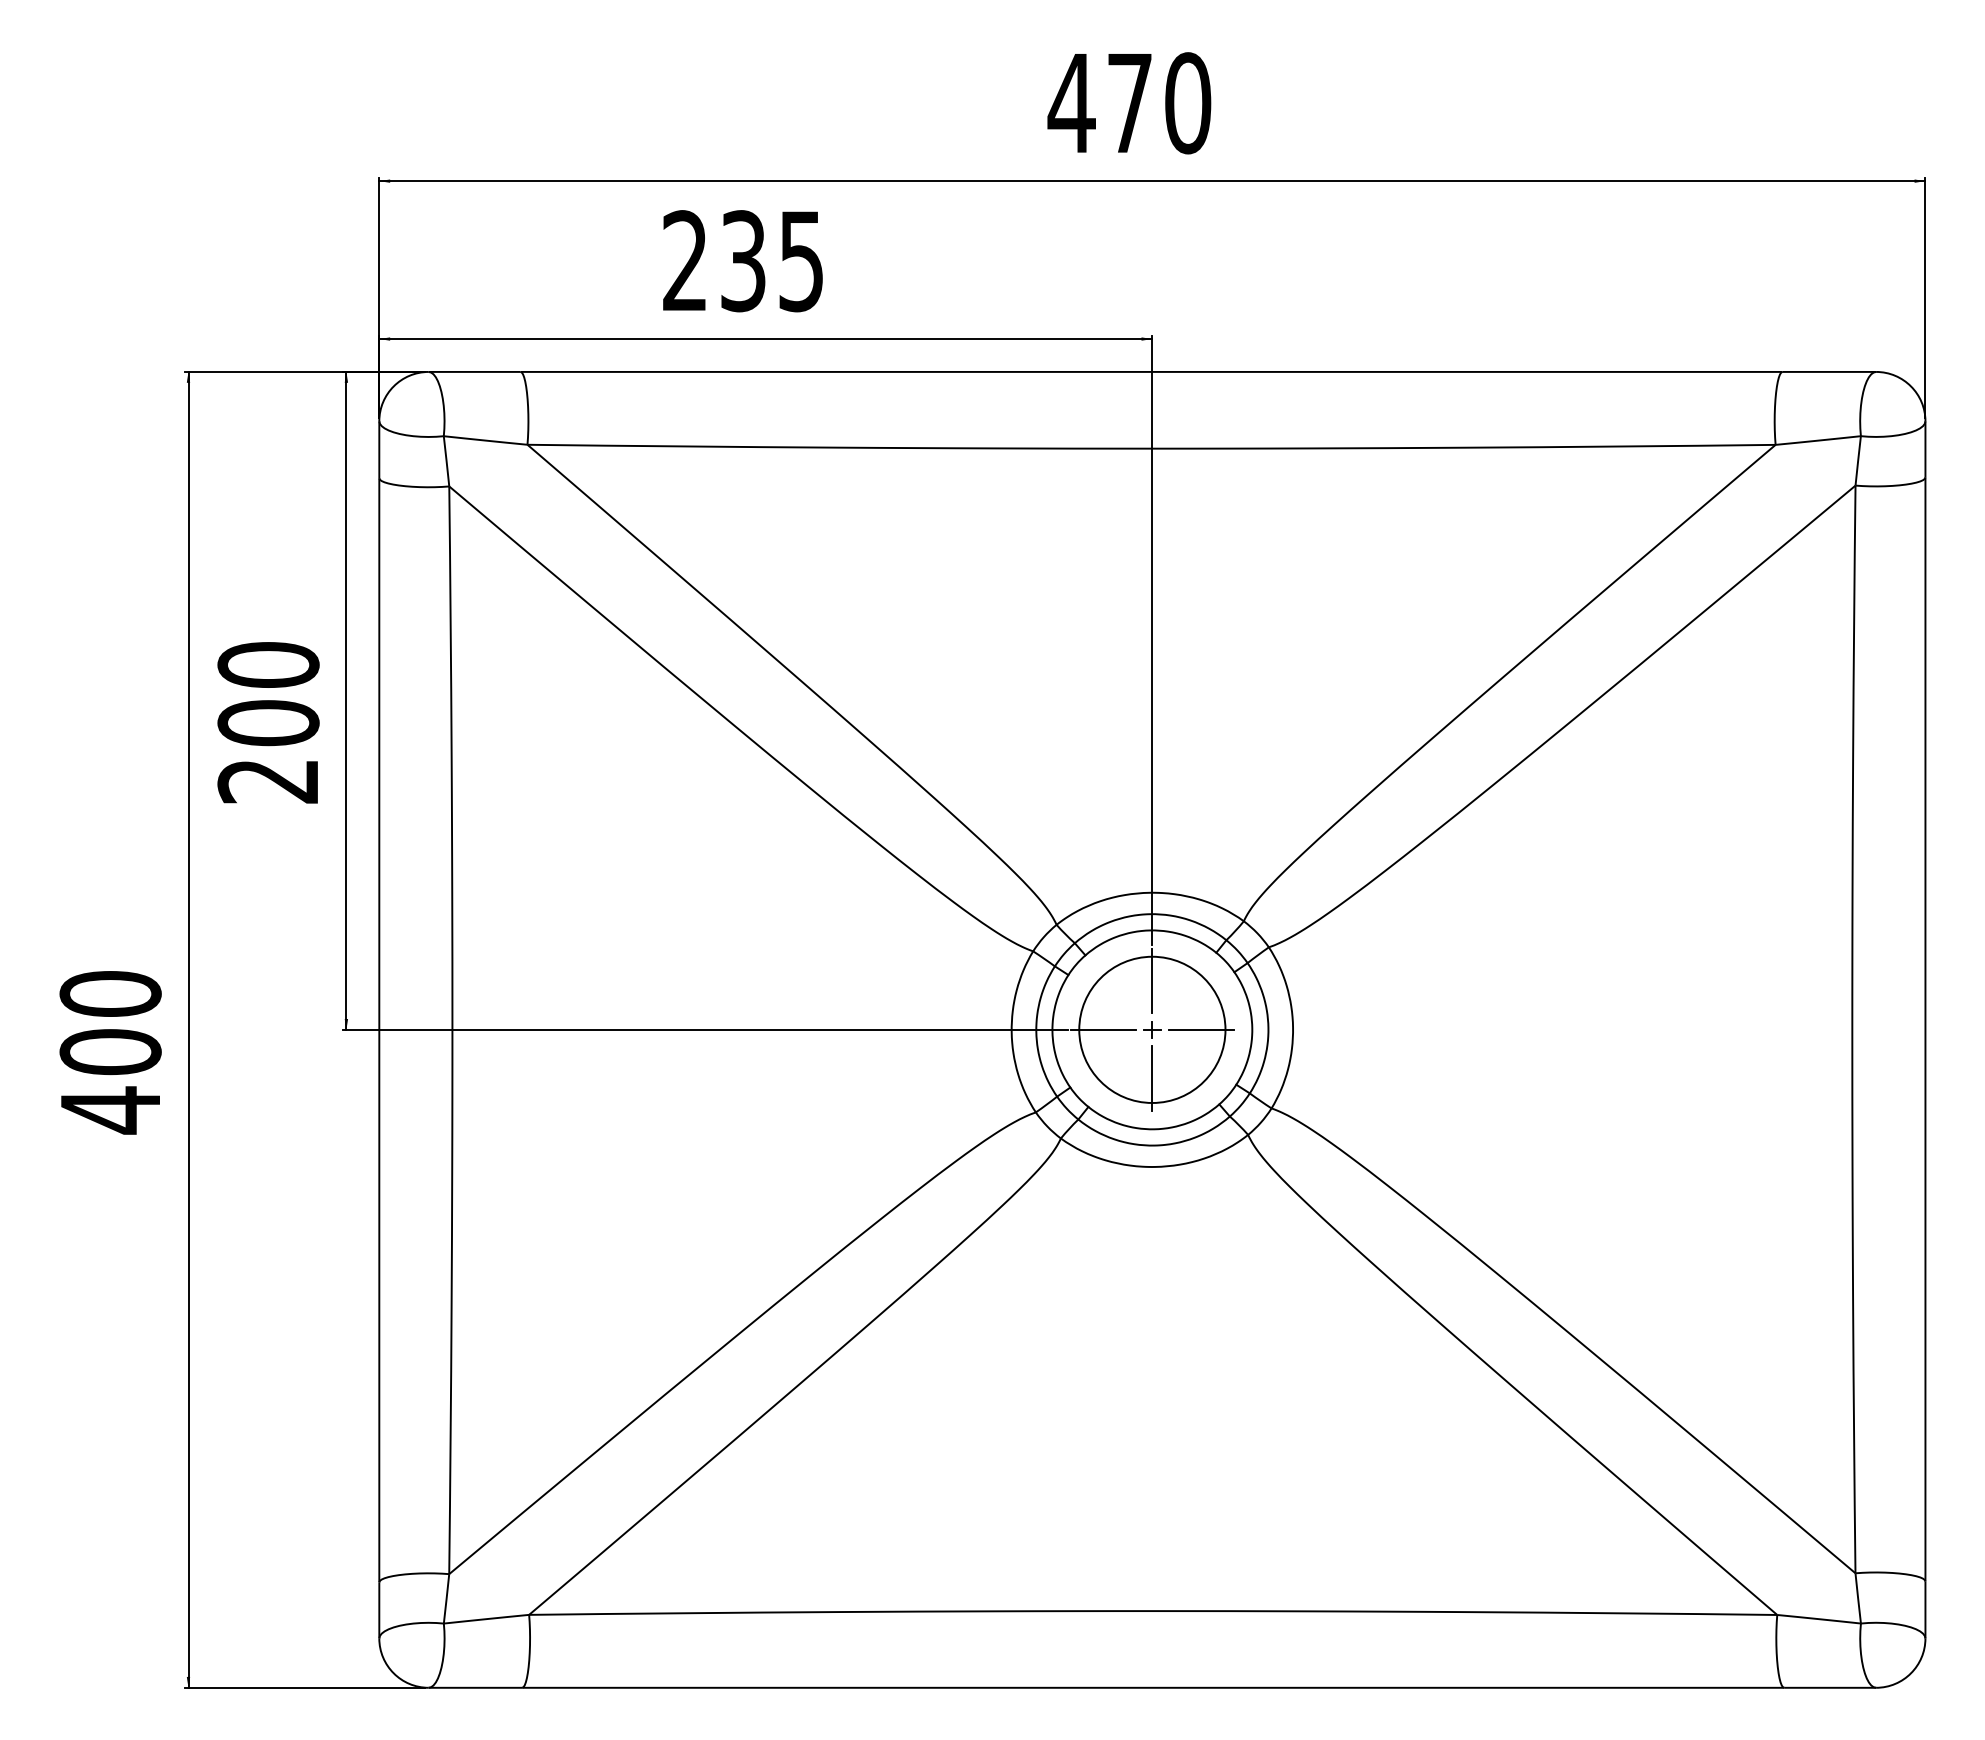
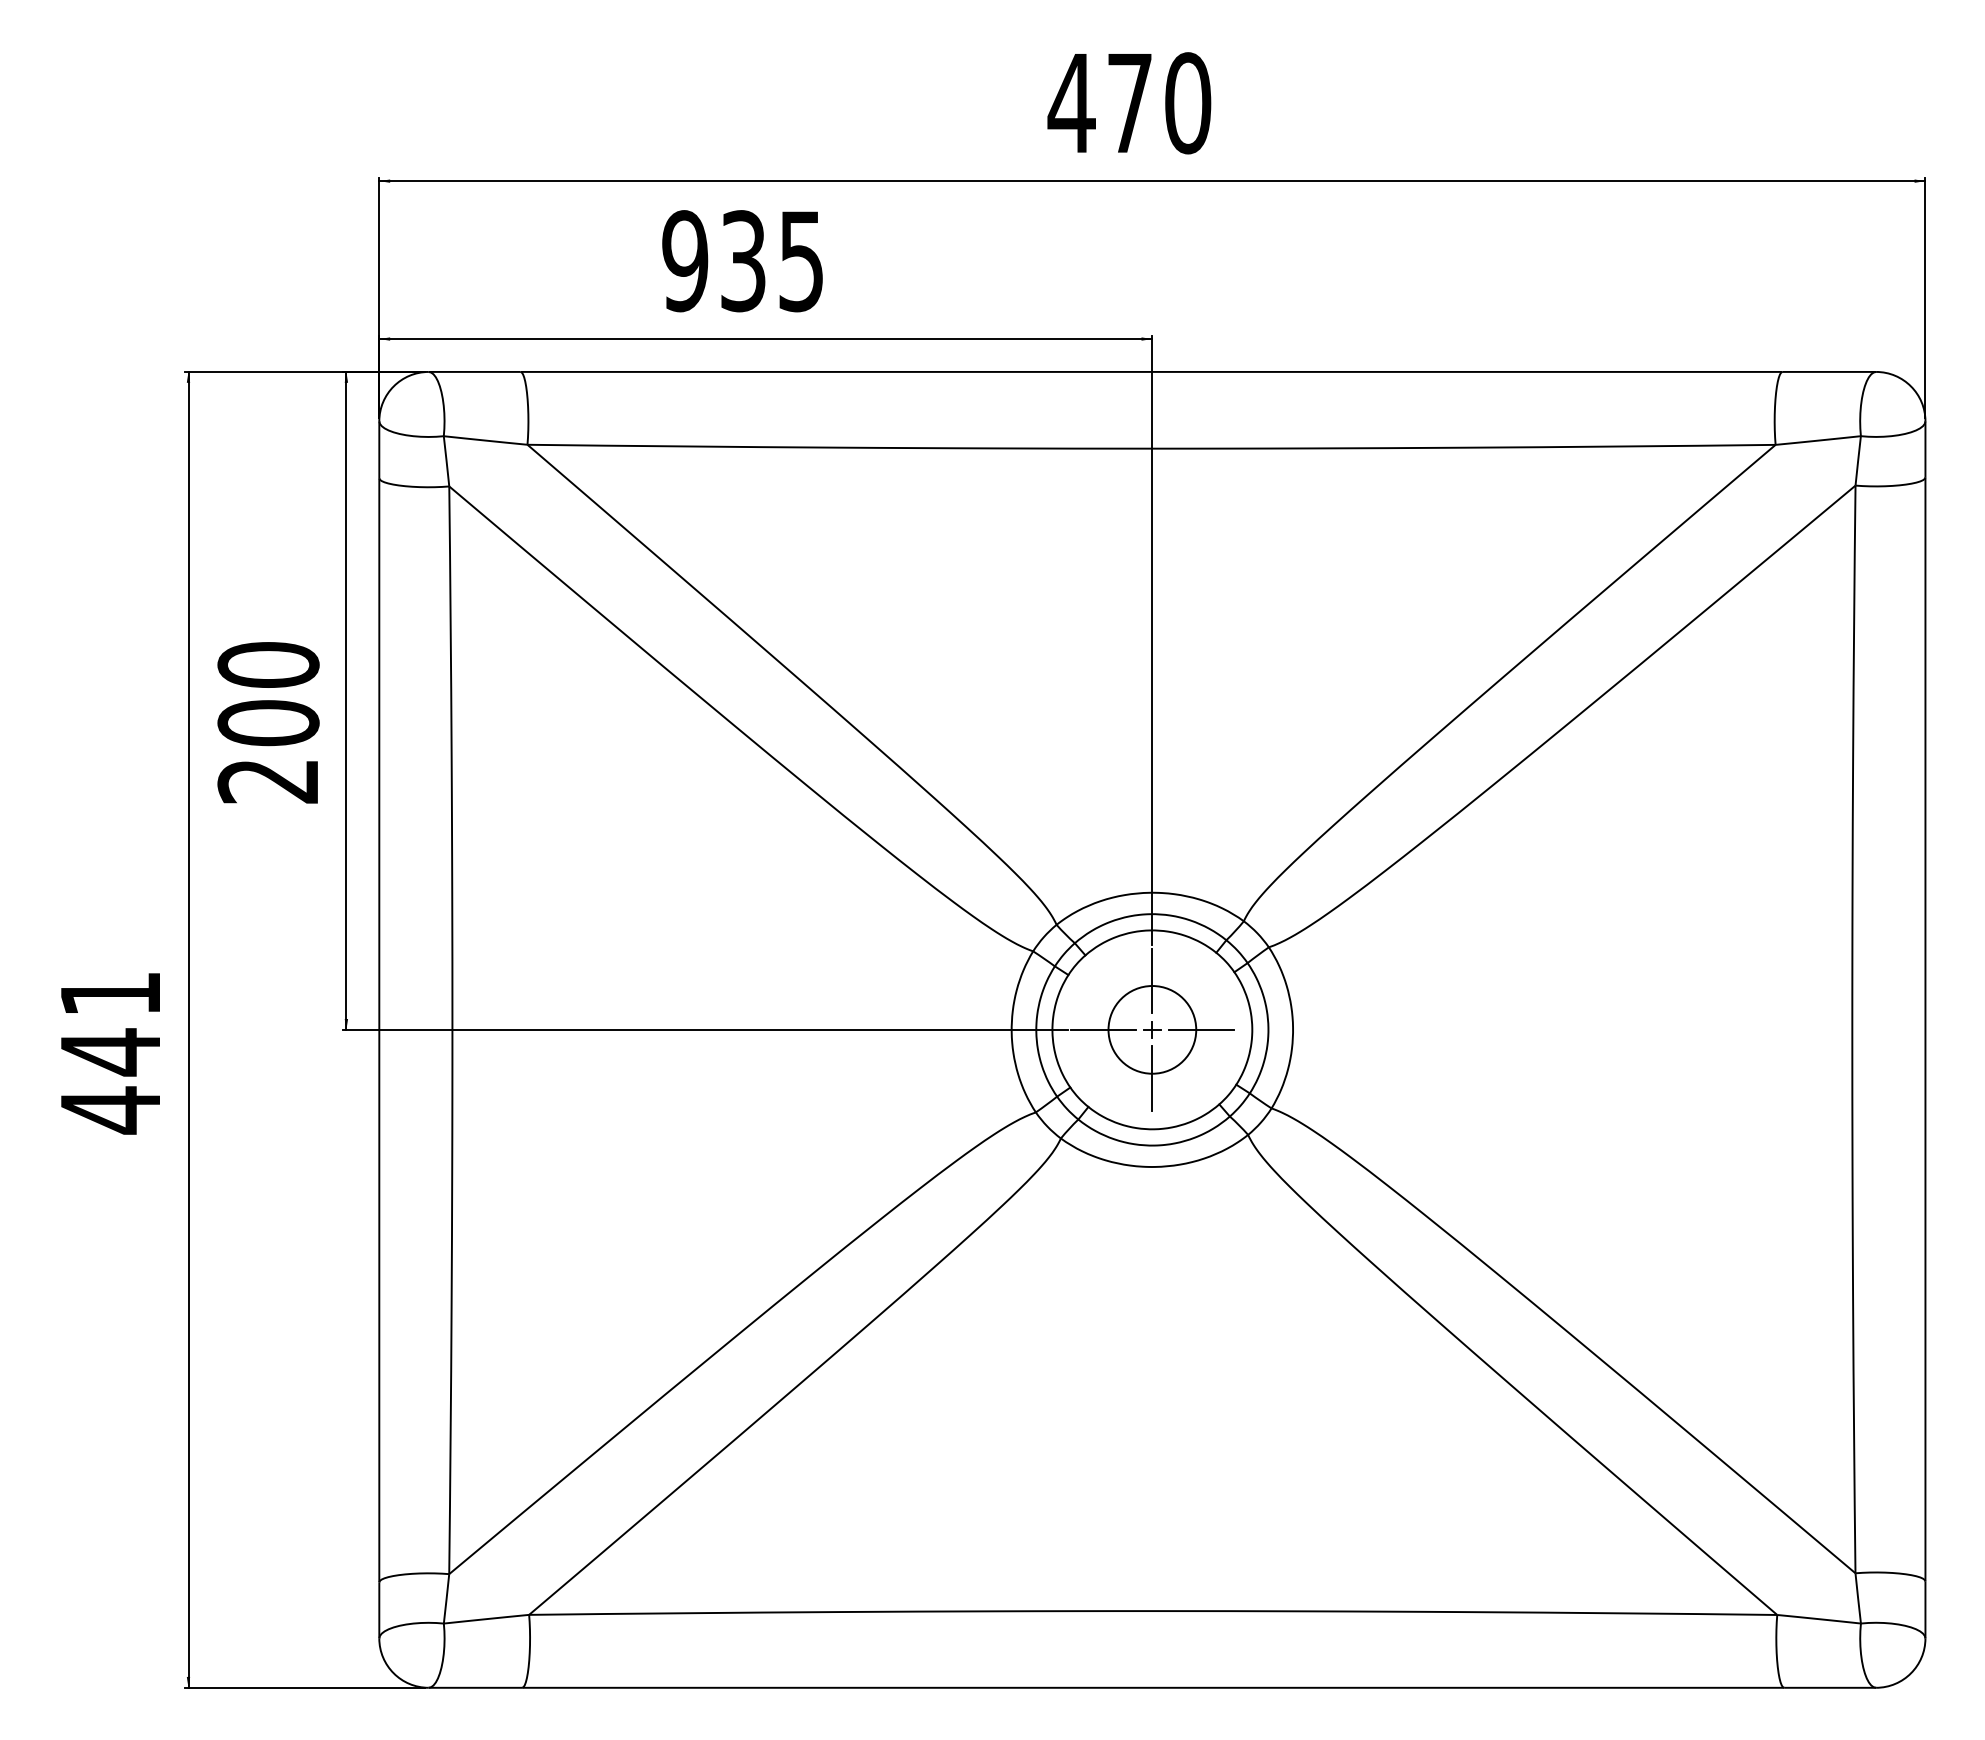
text: 235 -> 935 (685, 261)
text: 400 -> 441 (110, 1023)
circle diameter: 146 px -> 88 px (1152, 1029)
